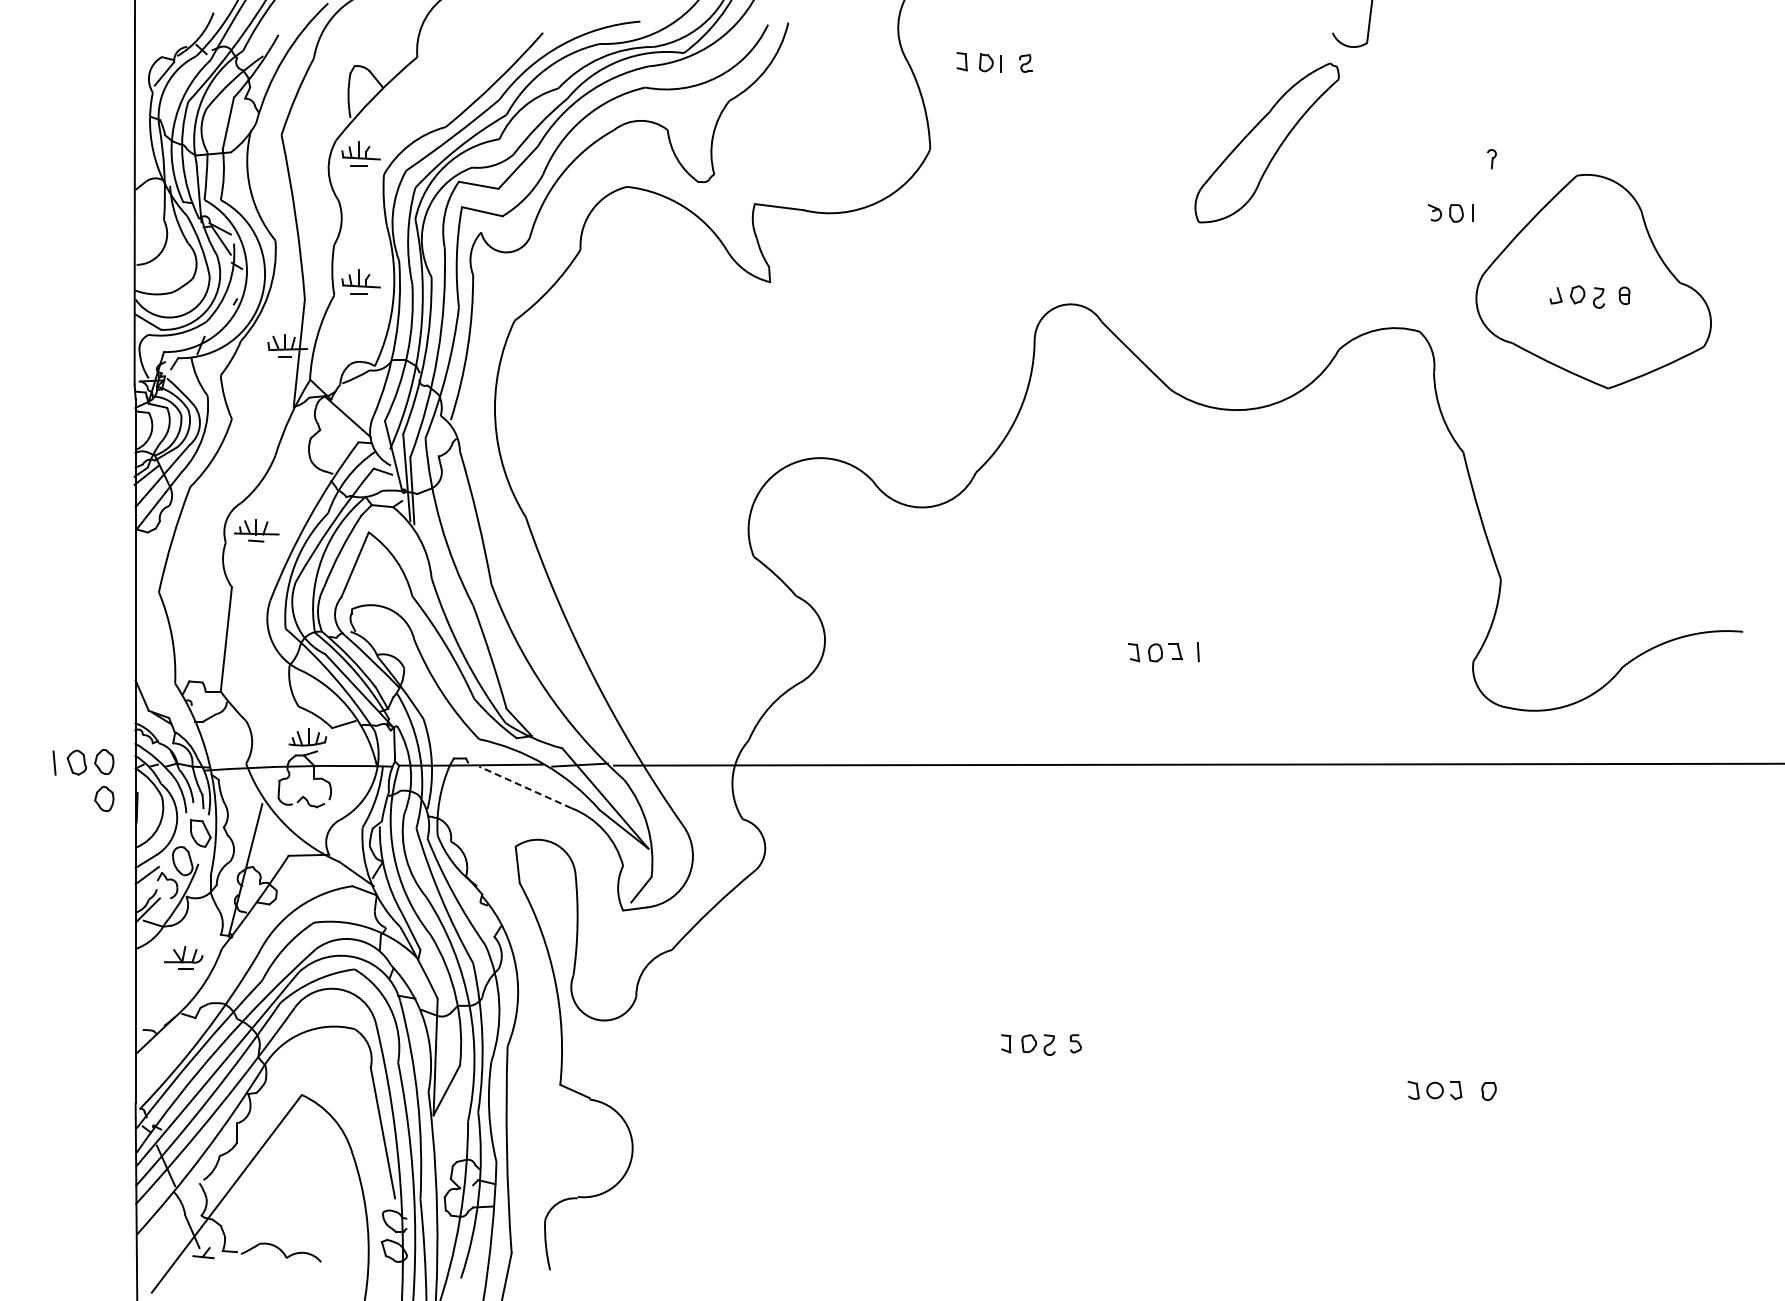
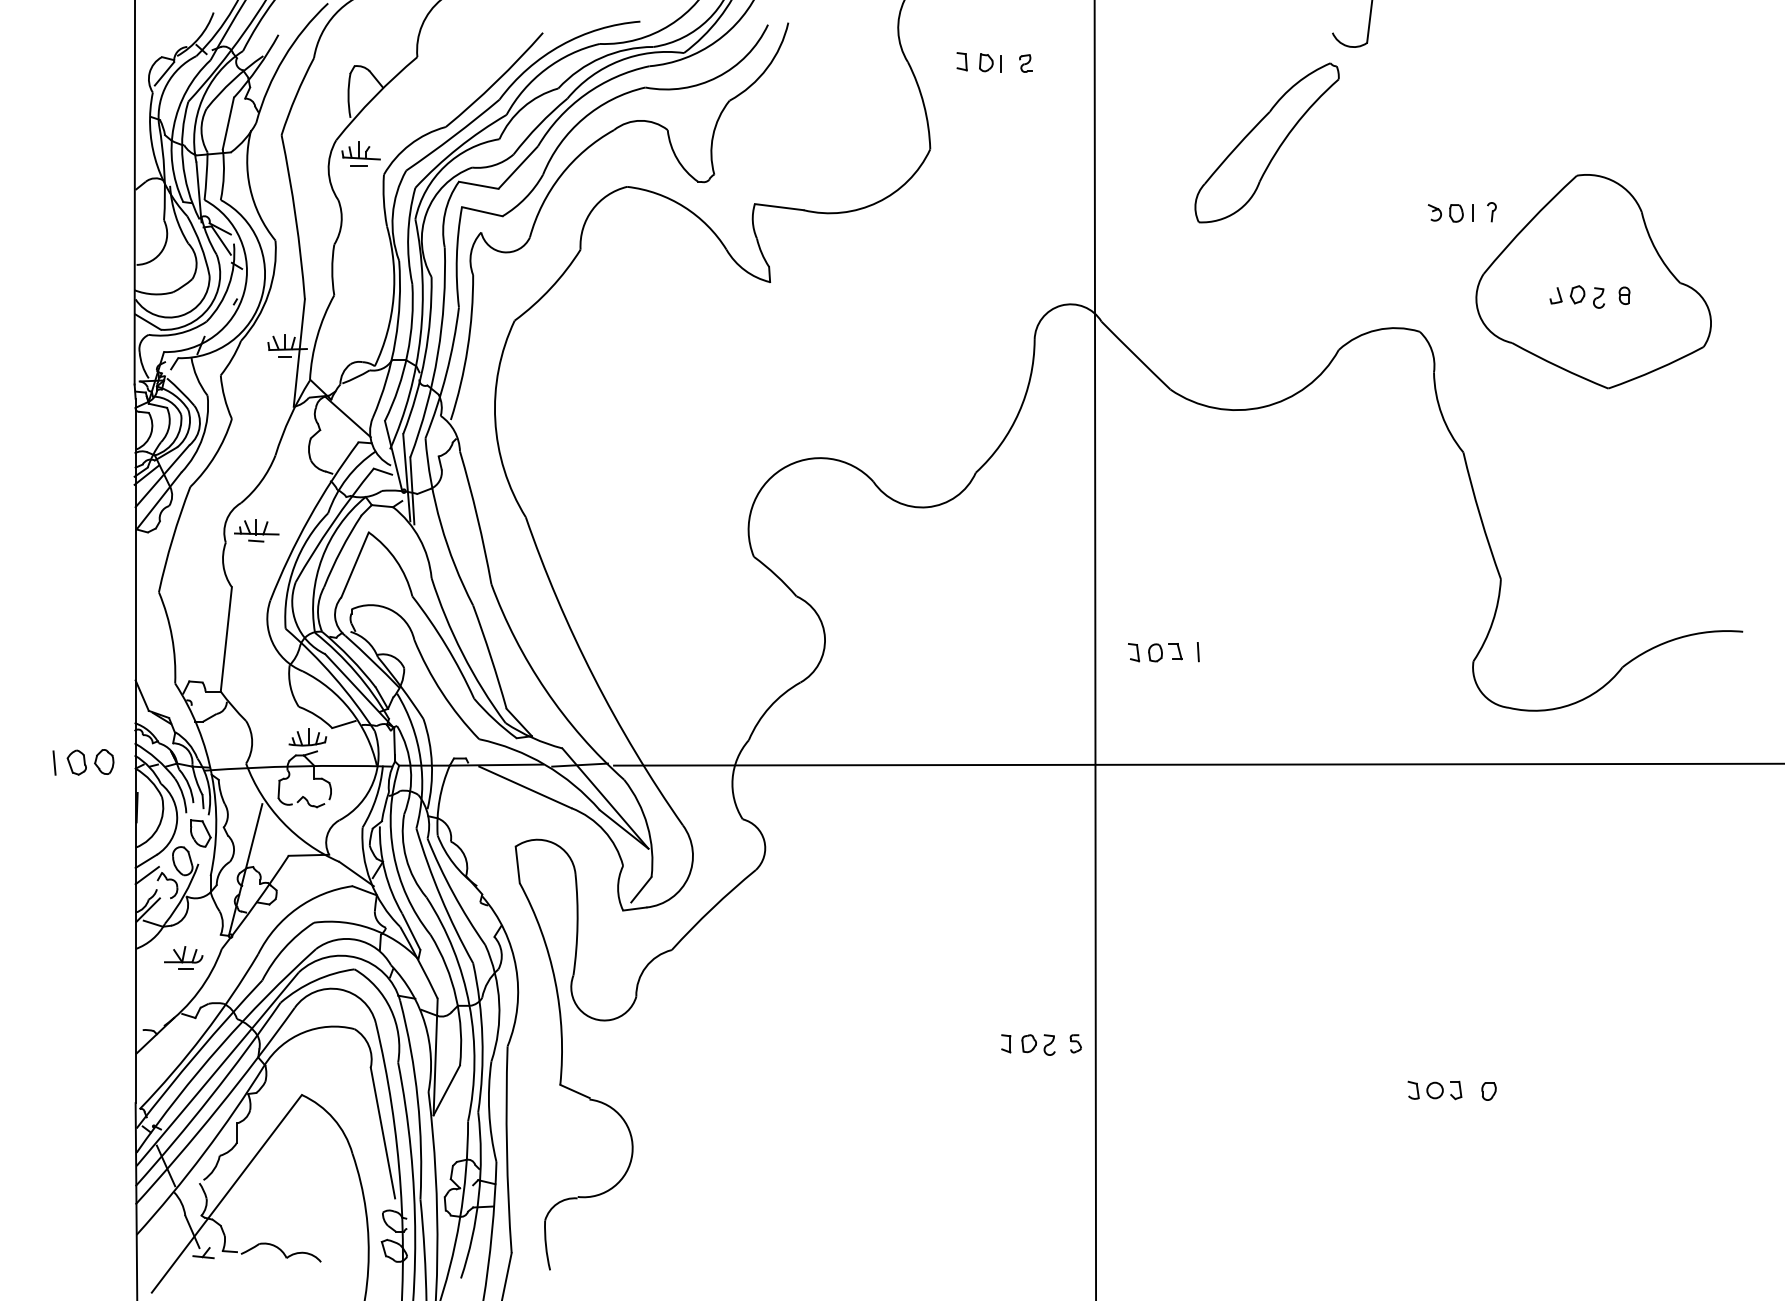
part position: (1491, 159) -> (1491, 212) (1491, 212)
part: present -> none (360, 281)
line: none -> present (1095, 649)
line: dashed -> solid (525, 787)
part: present -> none (104, 798)
